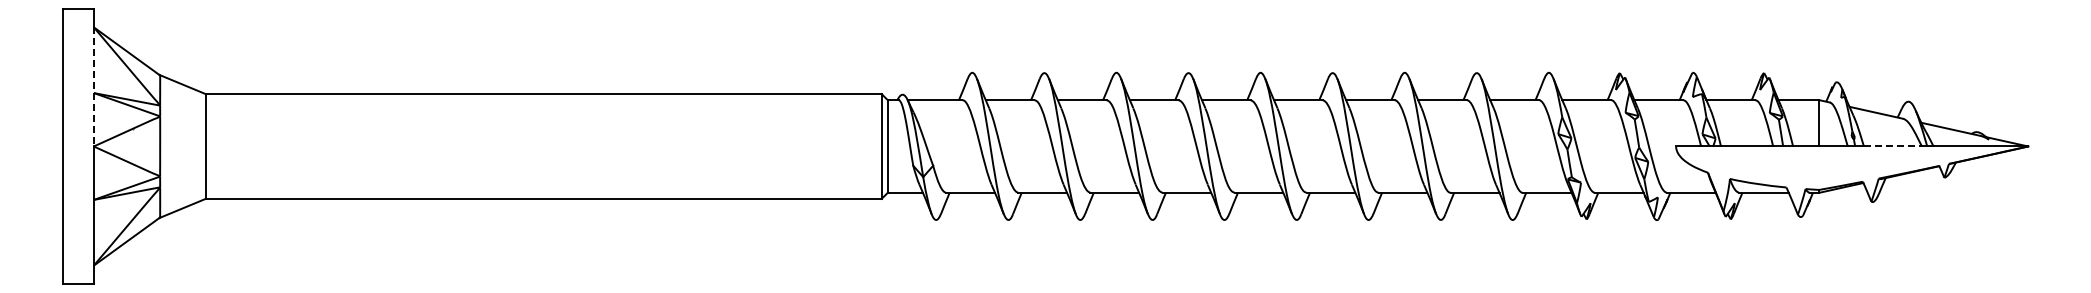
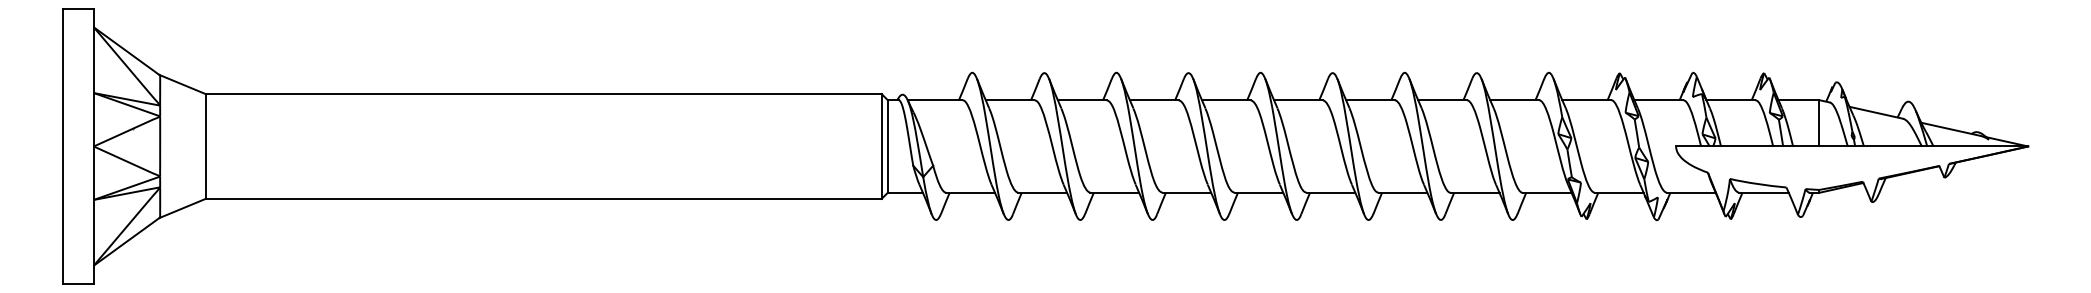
line: dashed -> solid (93, 86)
line: dashed -> solid (1893, 146)
